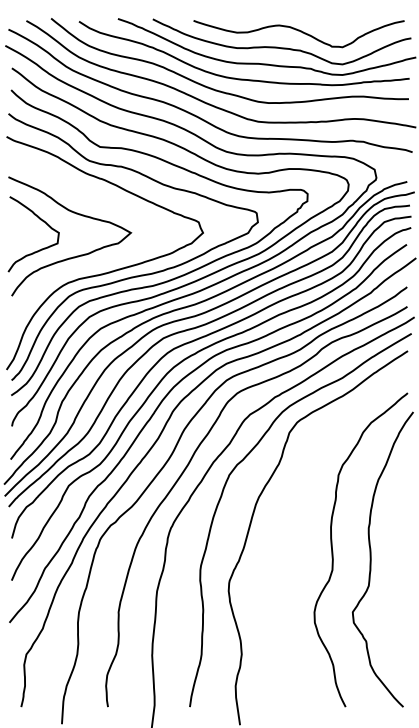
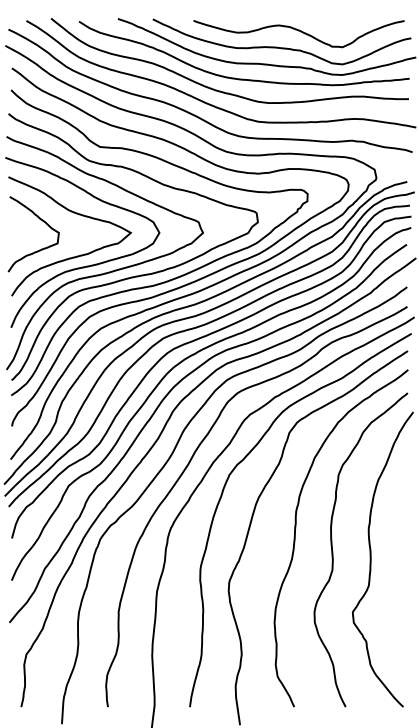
curve: none -> present (86, 265)
curve: none -> present (295, 538)
